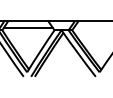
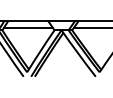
line: none -> present (91, 27)
